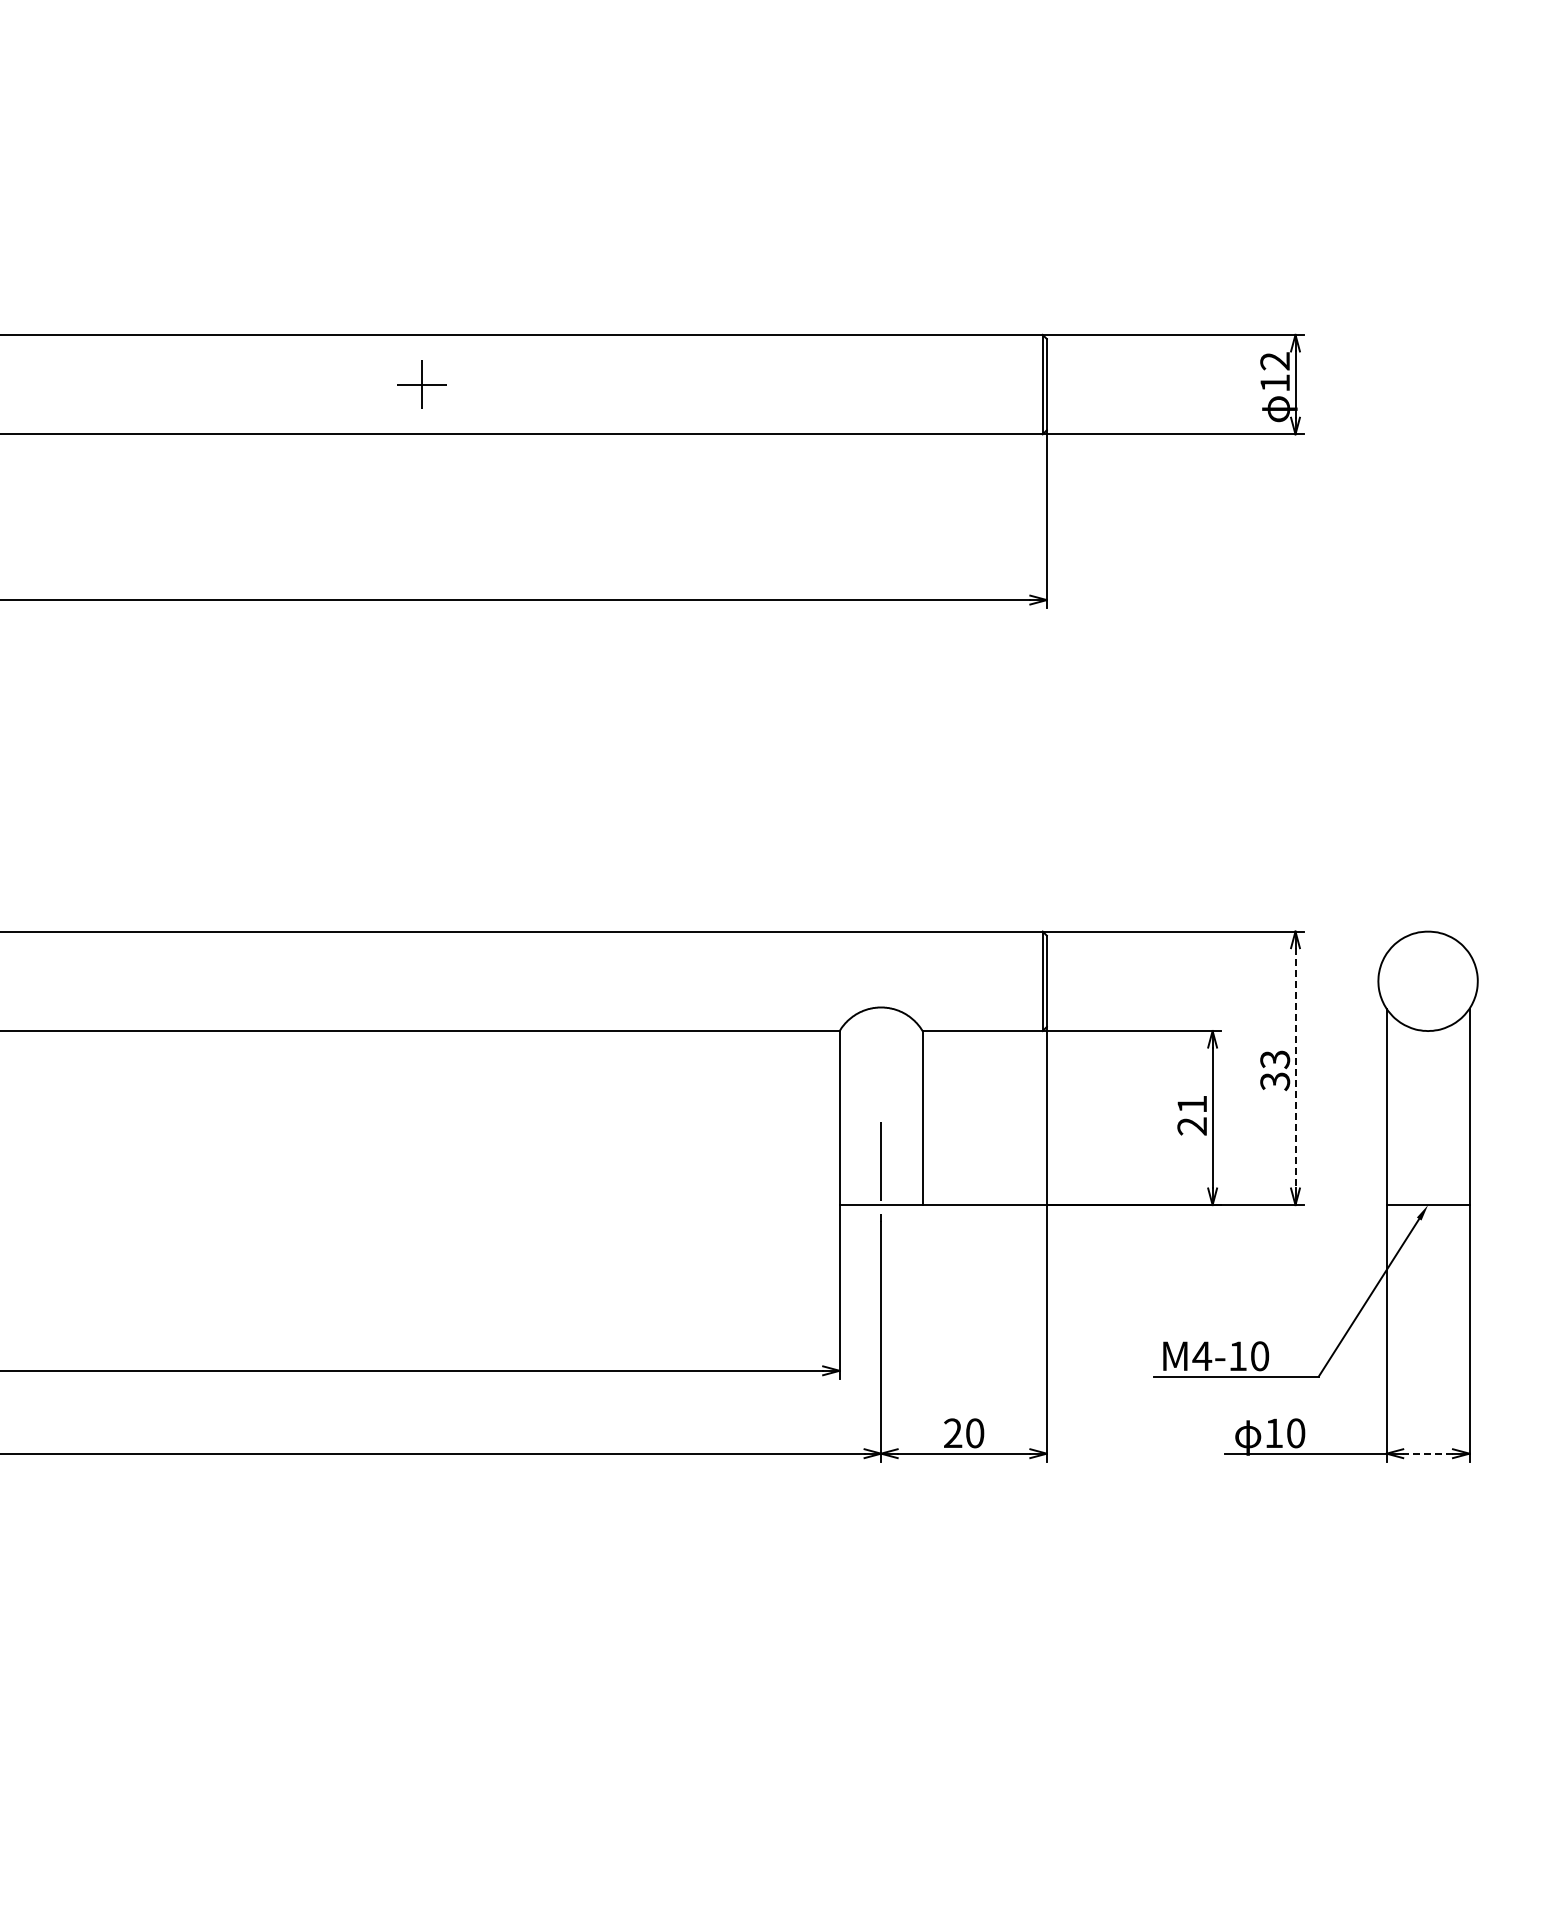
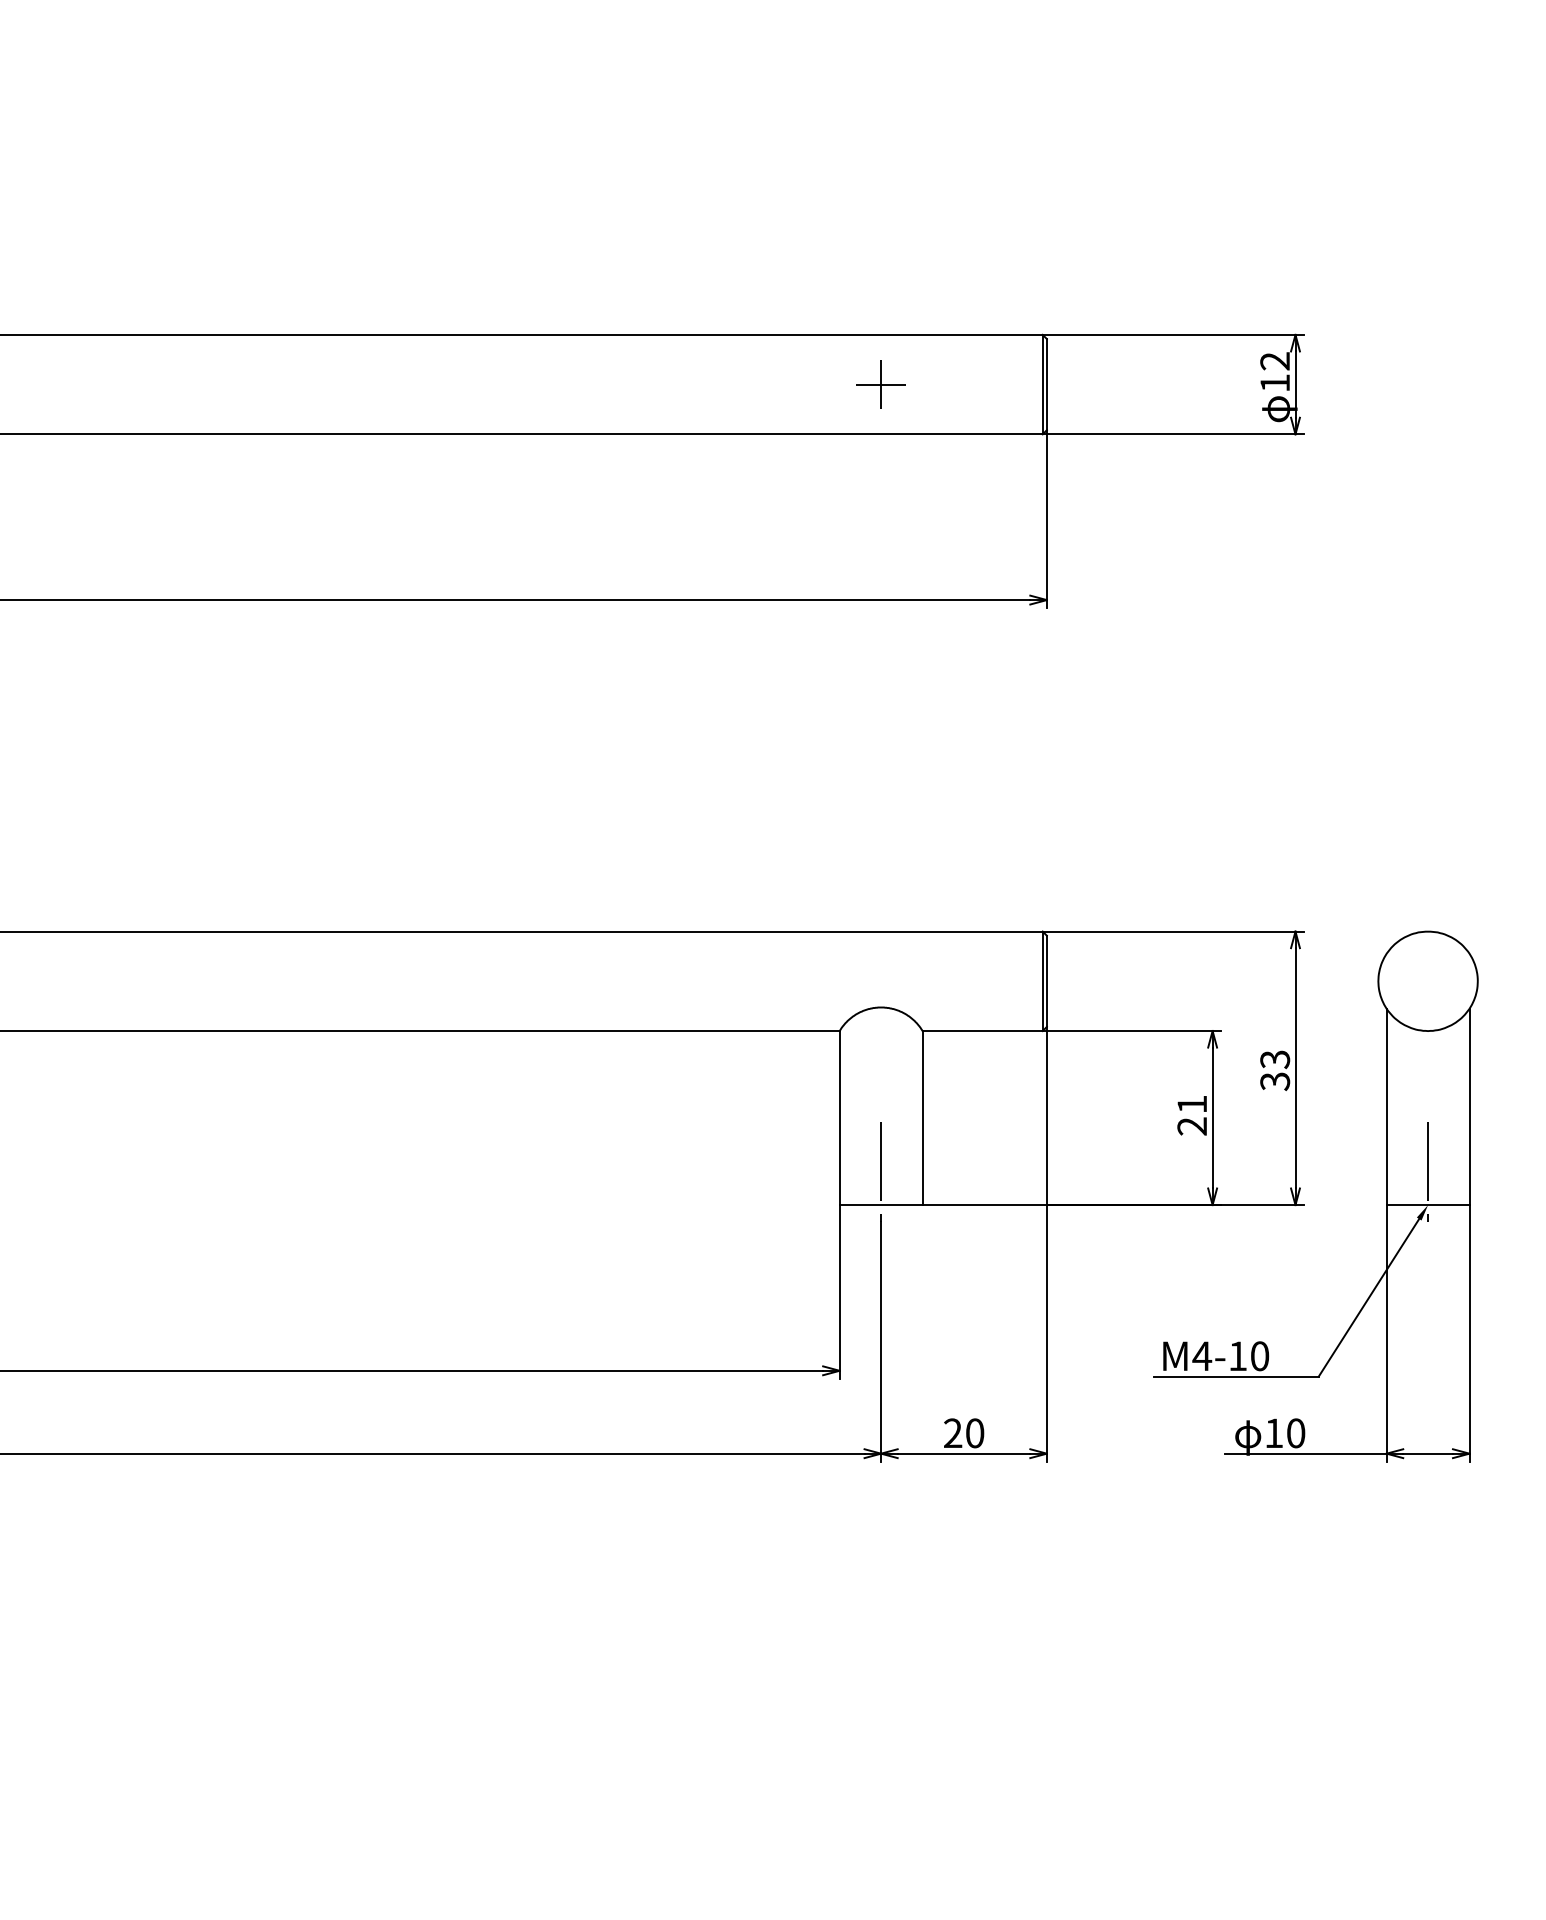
part position: (421, 384) -> (880, 384) (880, 384)
line: dashed -> solid (1295, 1068)
line: none -> present (1428, 1171)
line: dashed -> solid (1428, 1453)
